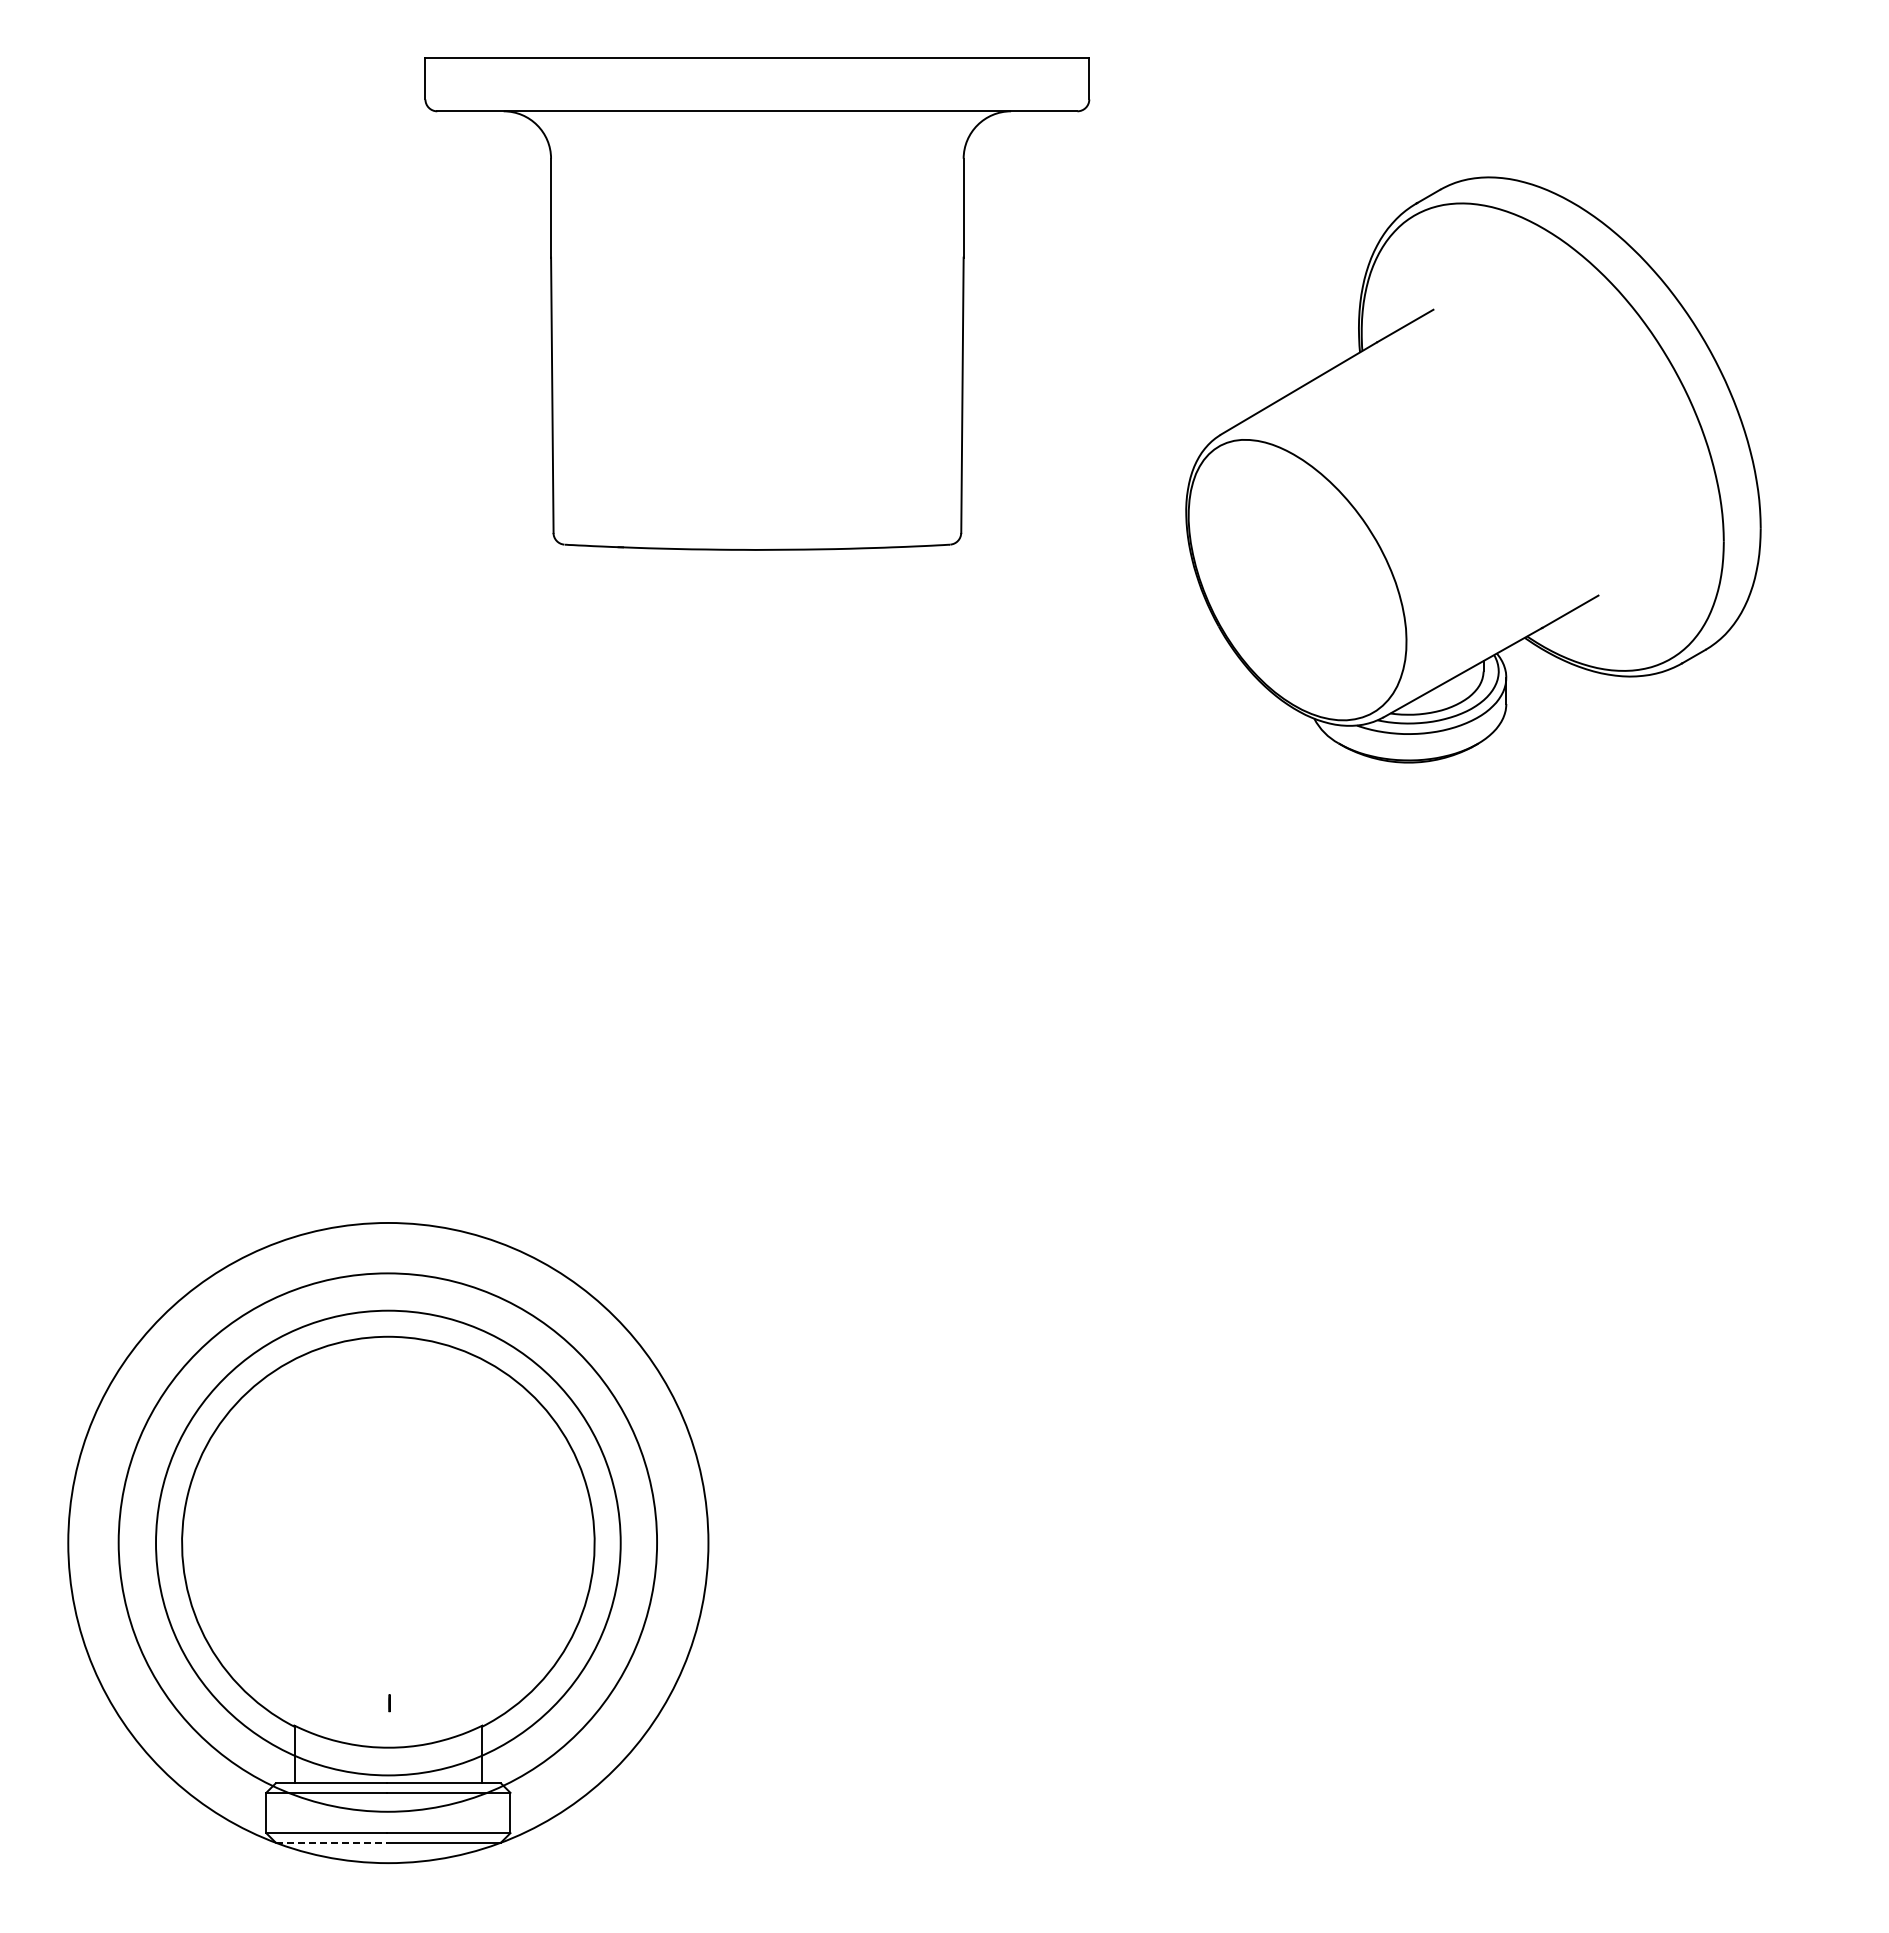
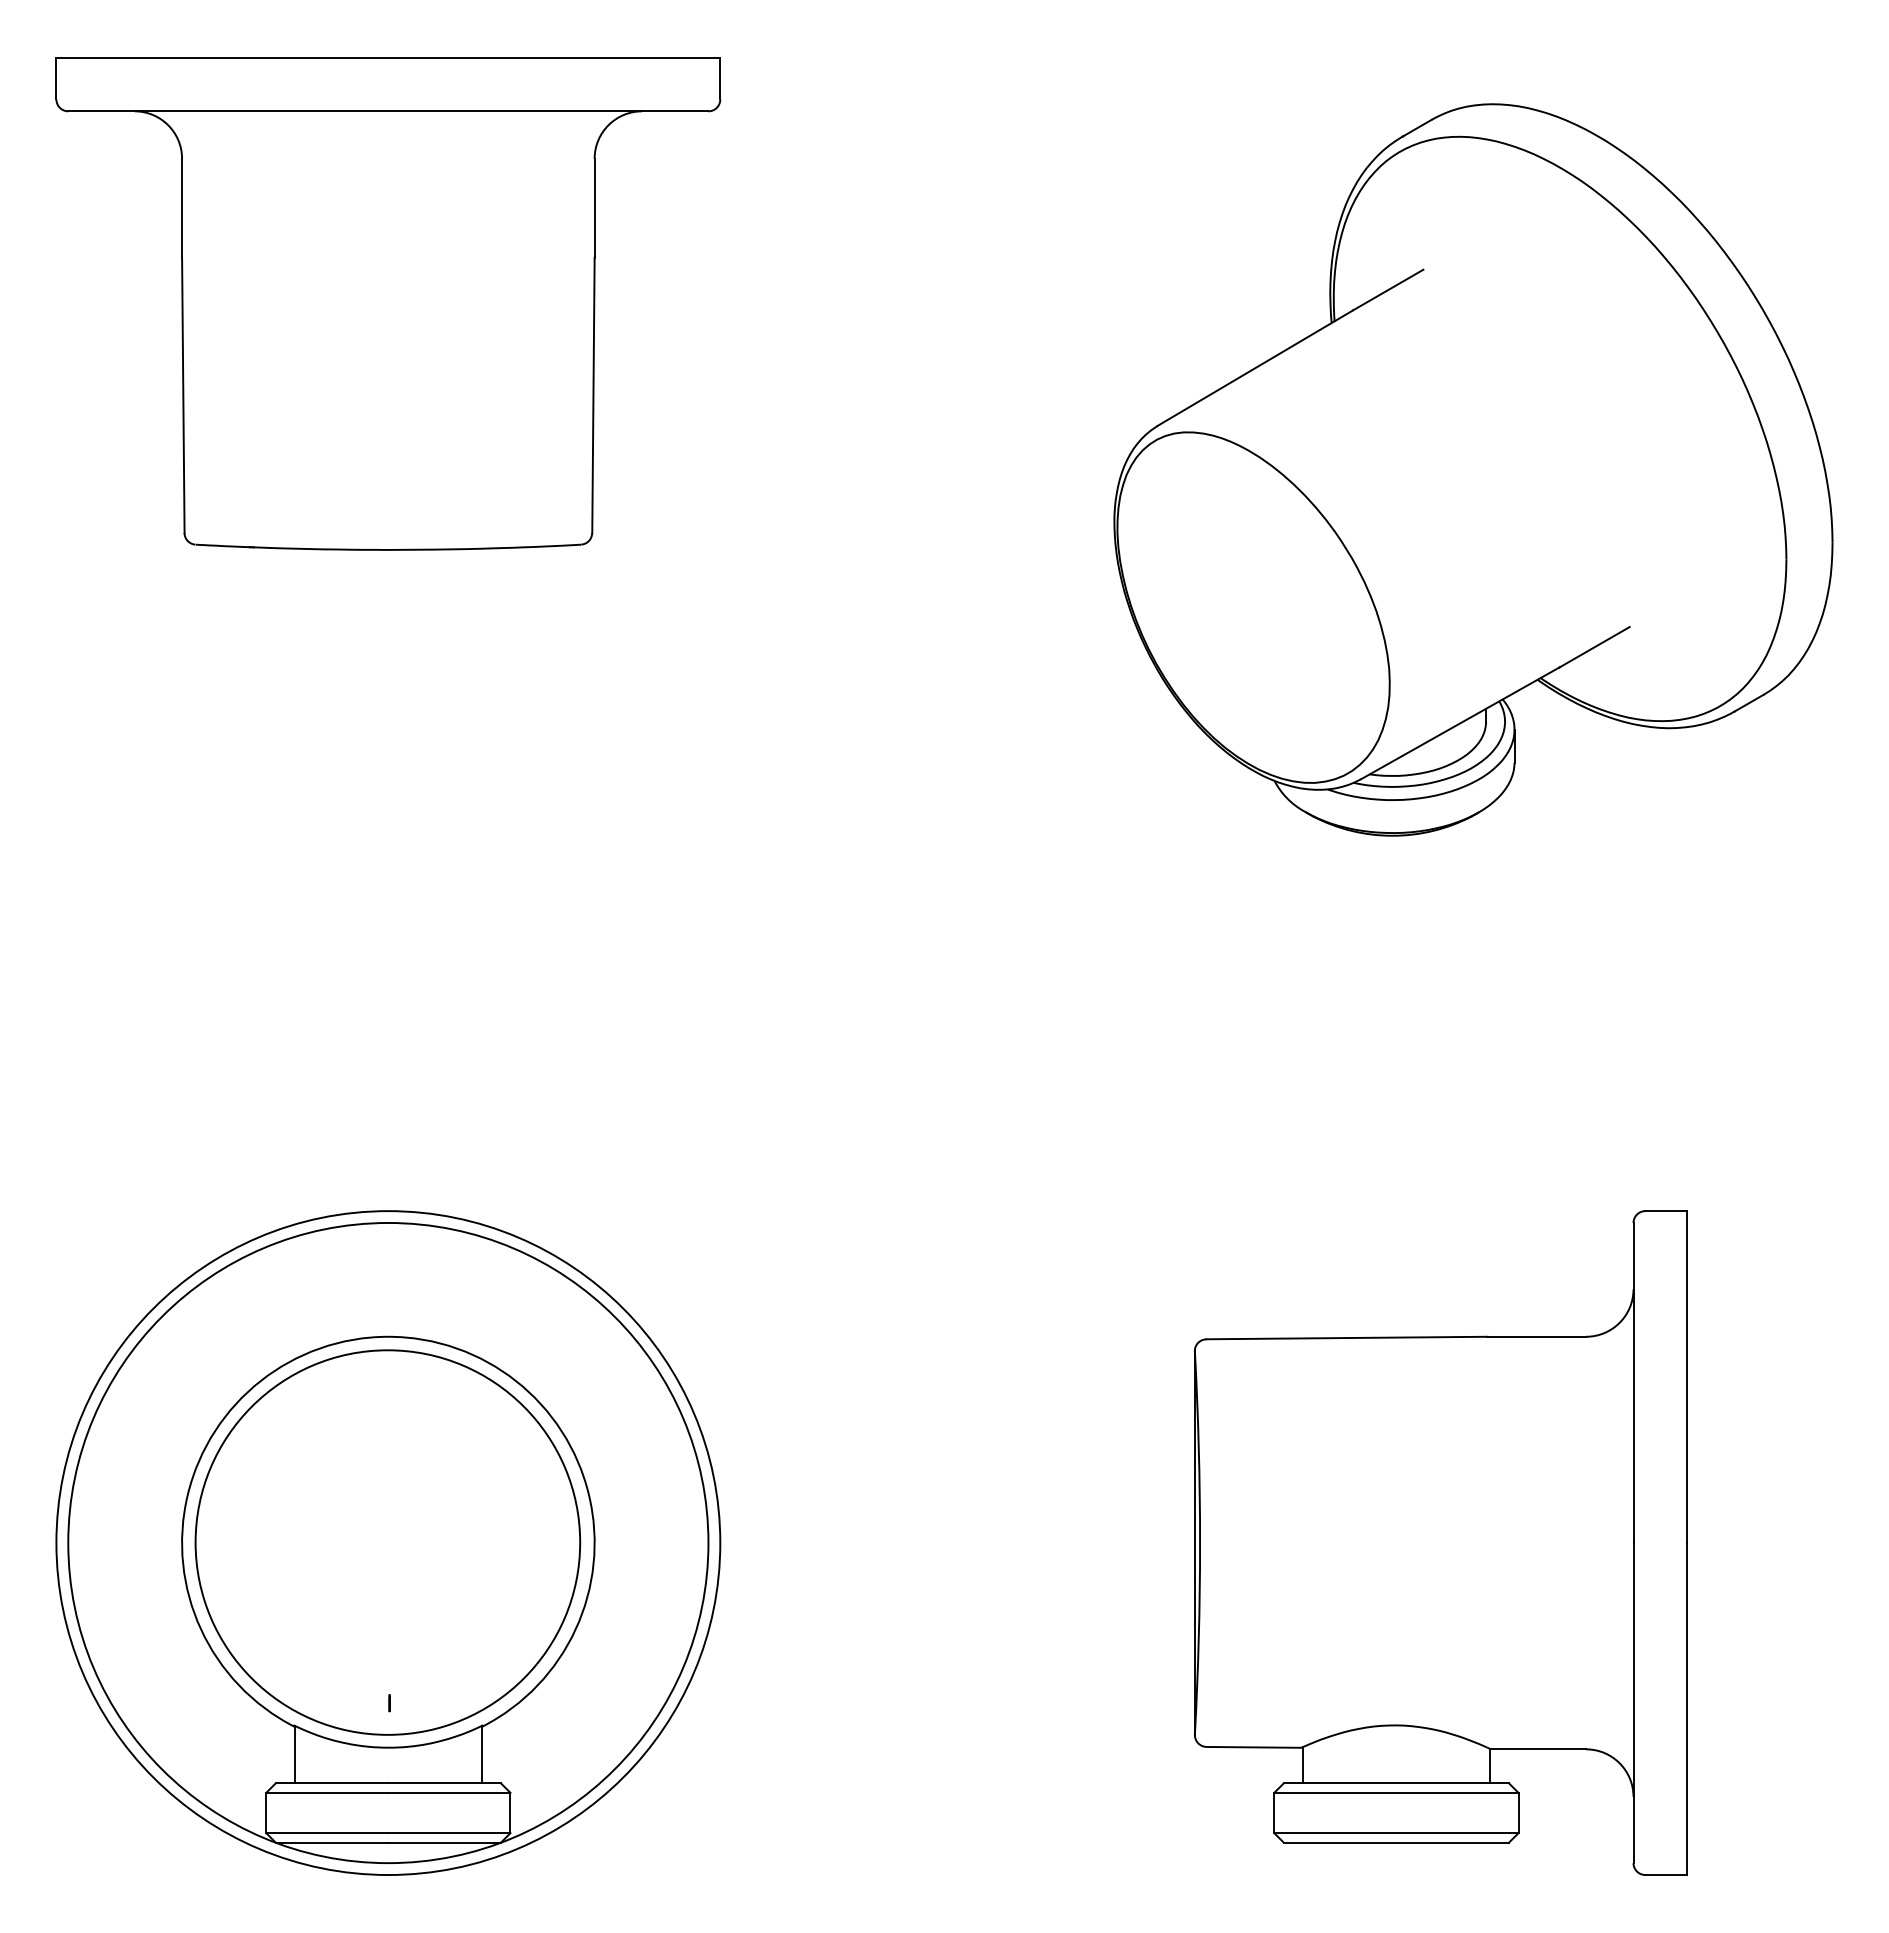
part position: (757, 303) -> (388, 303) (388, 303)
part size: 577x588 px -> 721x734 px (1473, 469)
circle diameter: 538 px -> 385 px (387, 1542)
circle diameter: 465 px -> 664 px (388, 1543)
part: none -> present (1440, 1542)
line: dashed -> solid (331, 1842)
